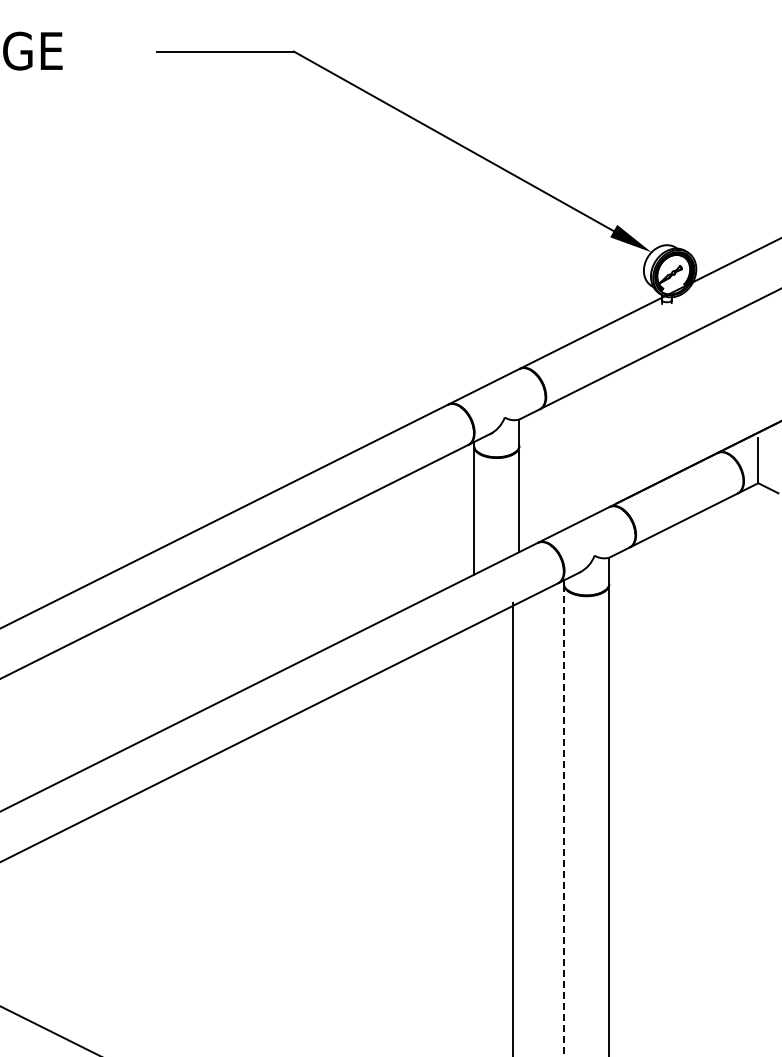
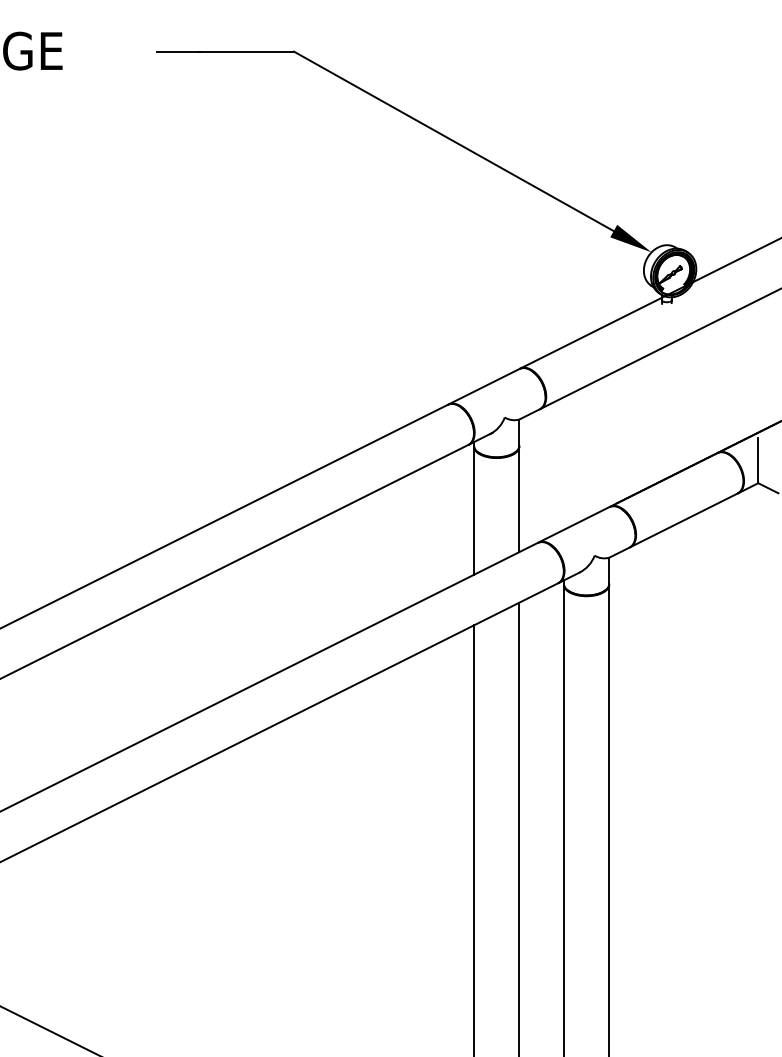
line: dashed -> solid (563, 820)
line position: (513, 827) -> (519, 827) (519, 827)
line: none -> present (474, 839)
